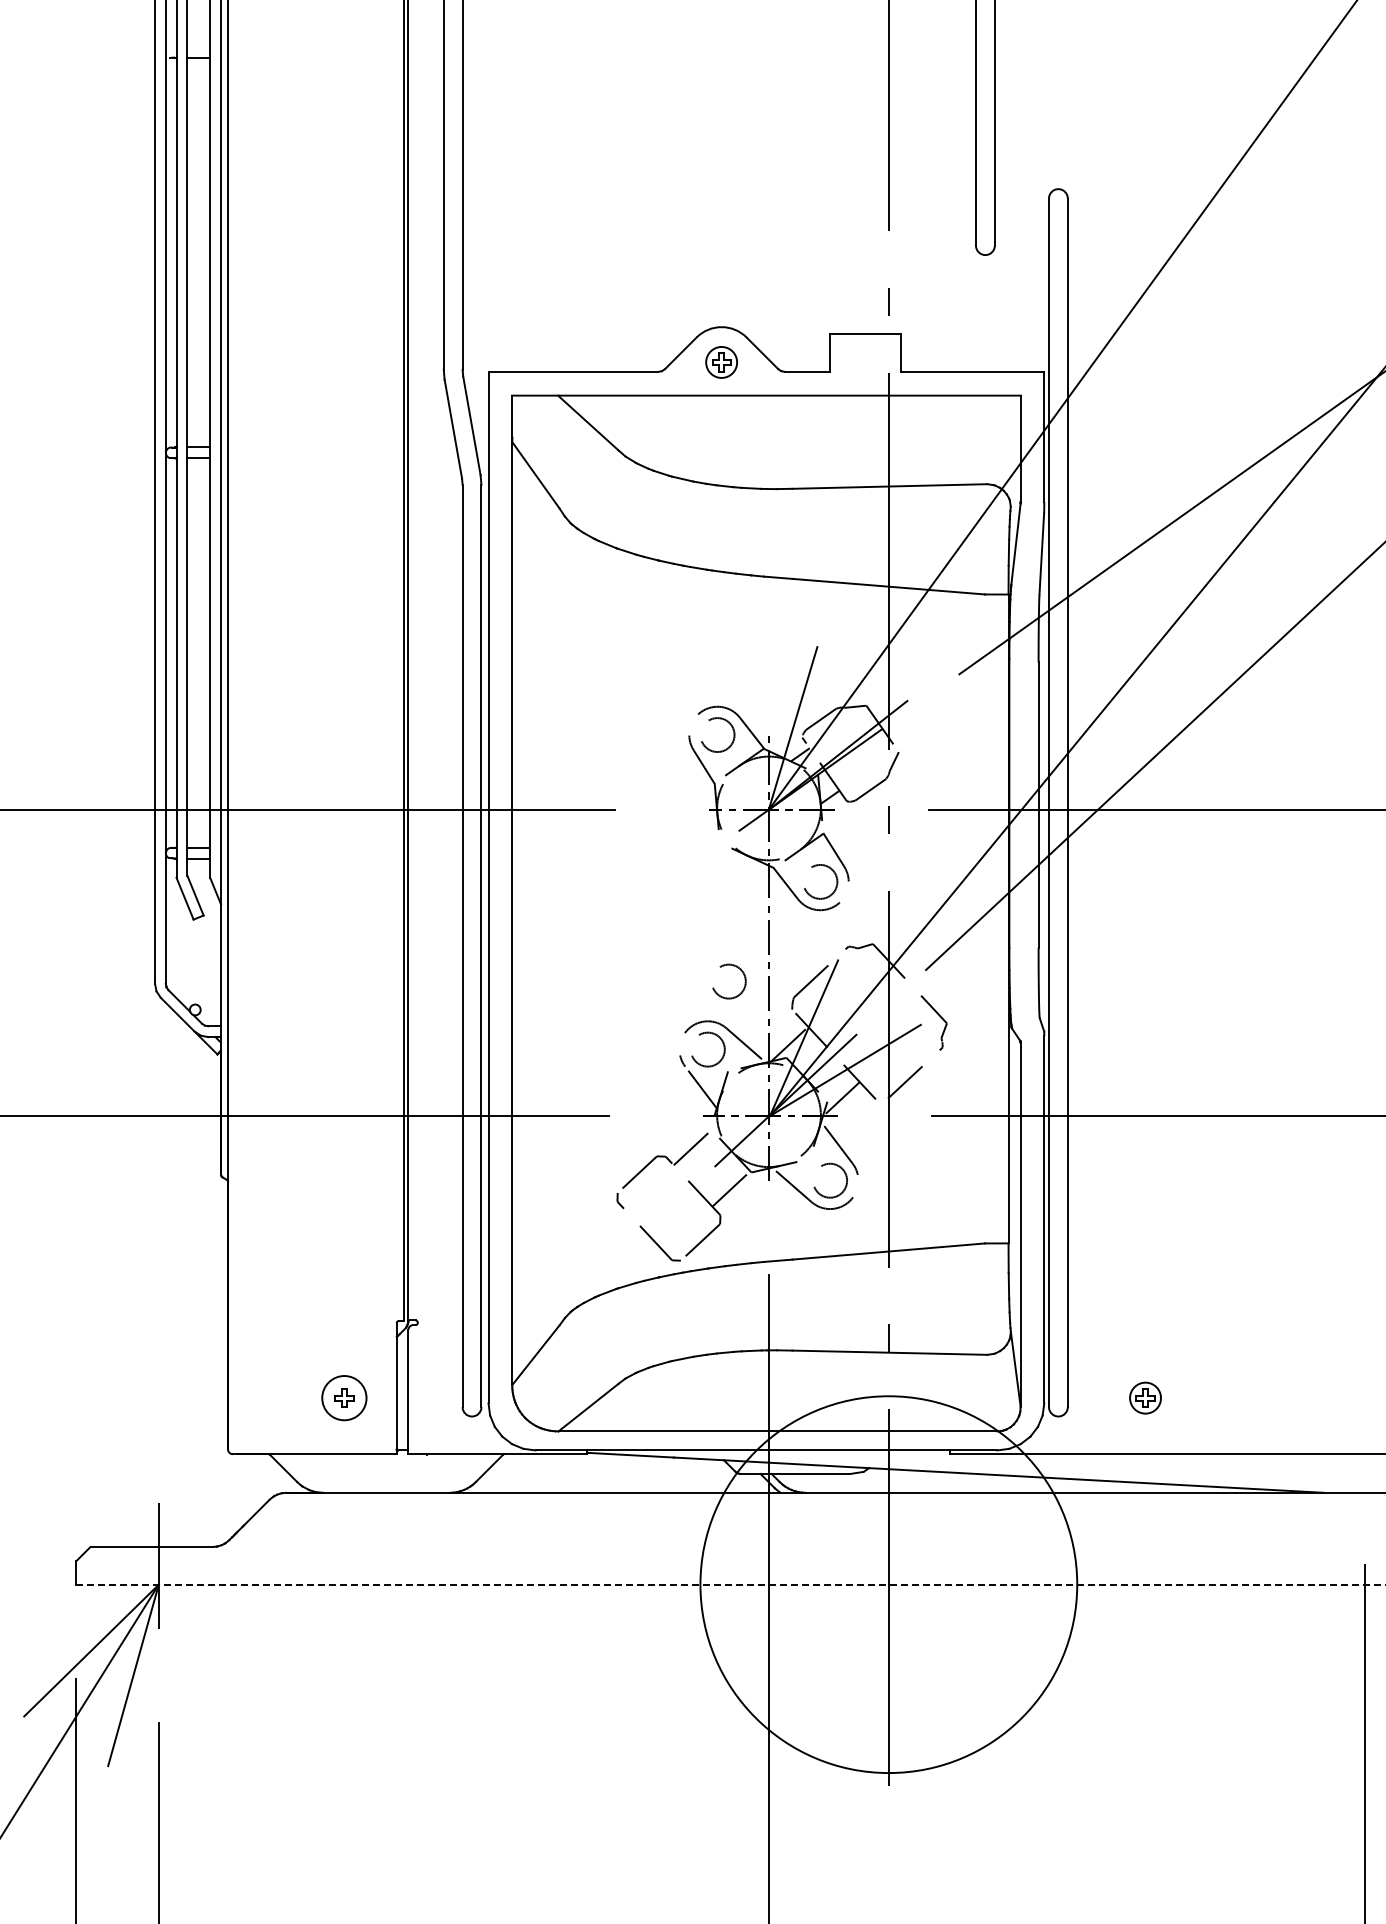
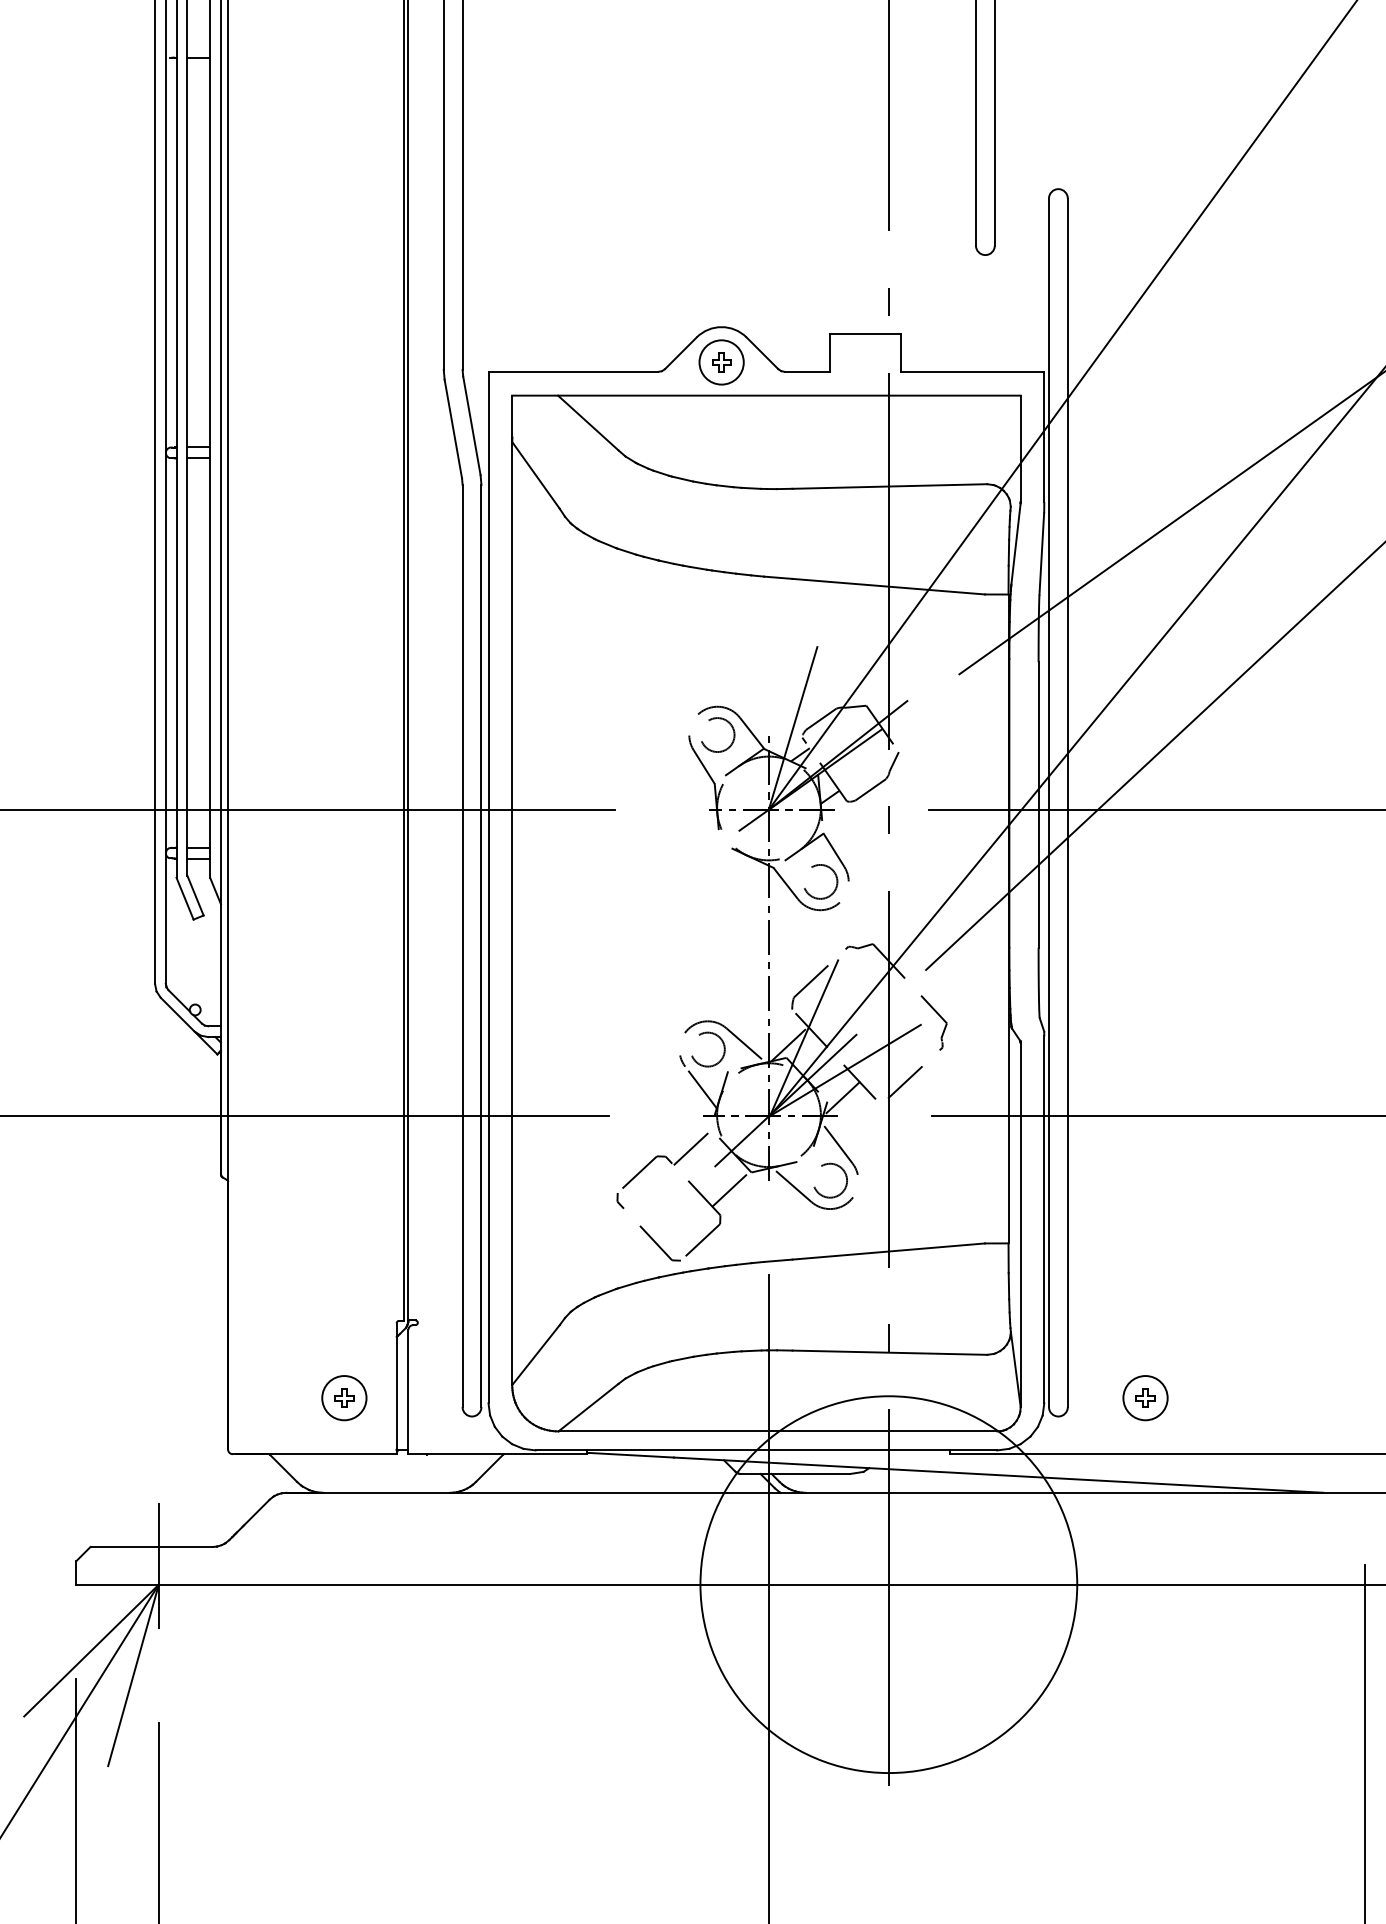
circle diameter: 31 px -> 44 px (721, 362)
circle: present -> none (729, 981)
circle diameter: 31 px -> 44 px (1145, 1398)
line: dashed -> solid (731, 1584)
